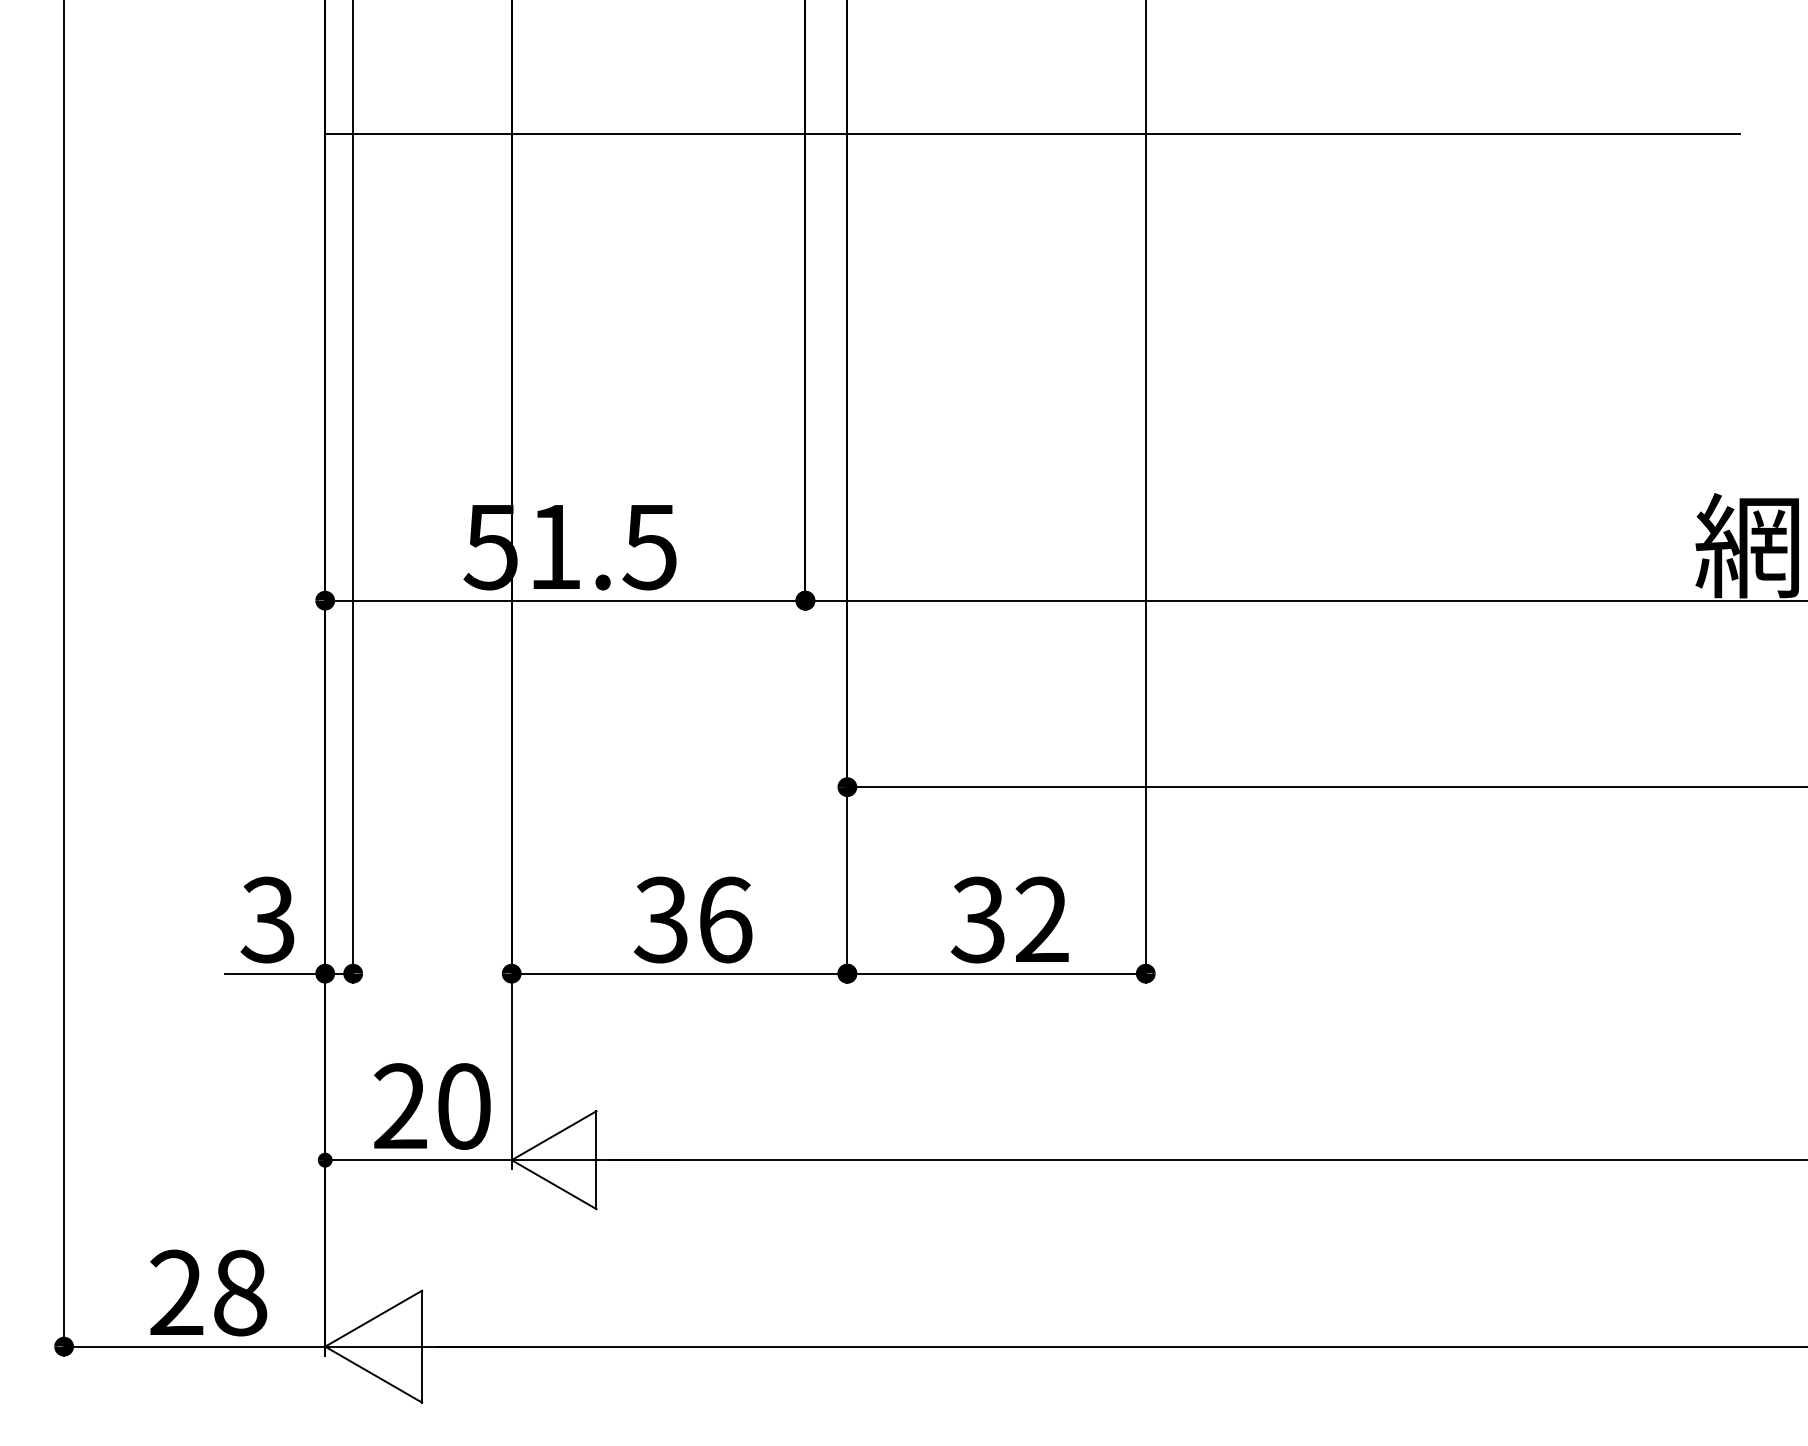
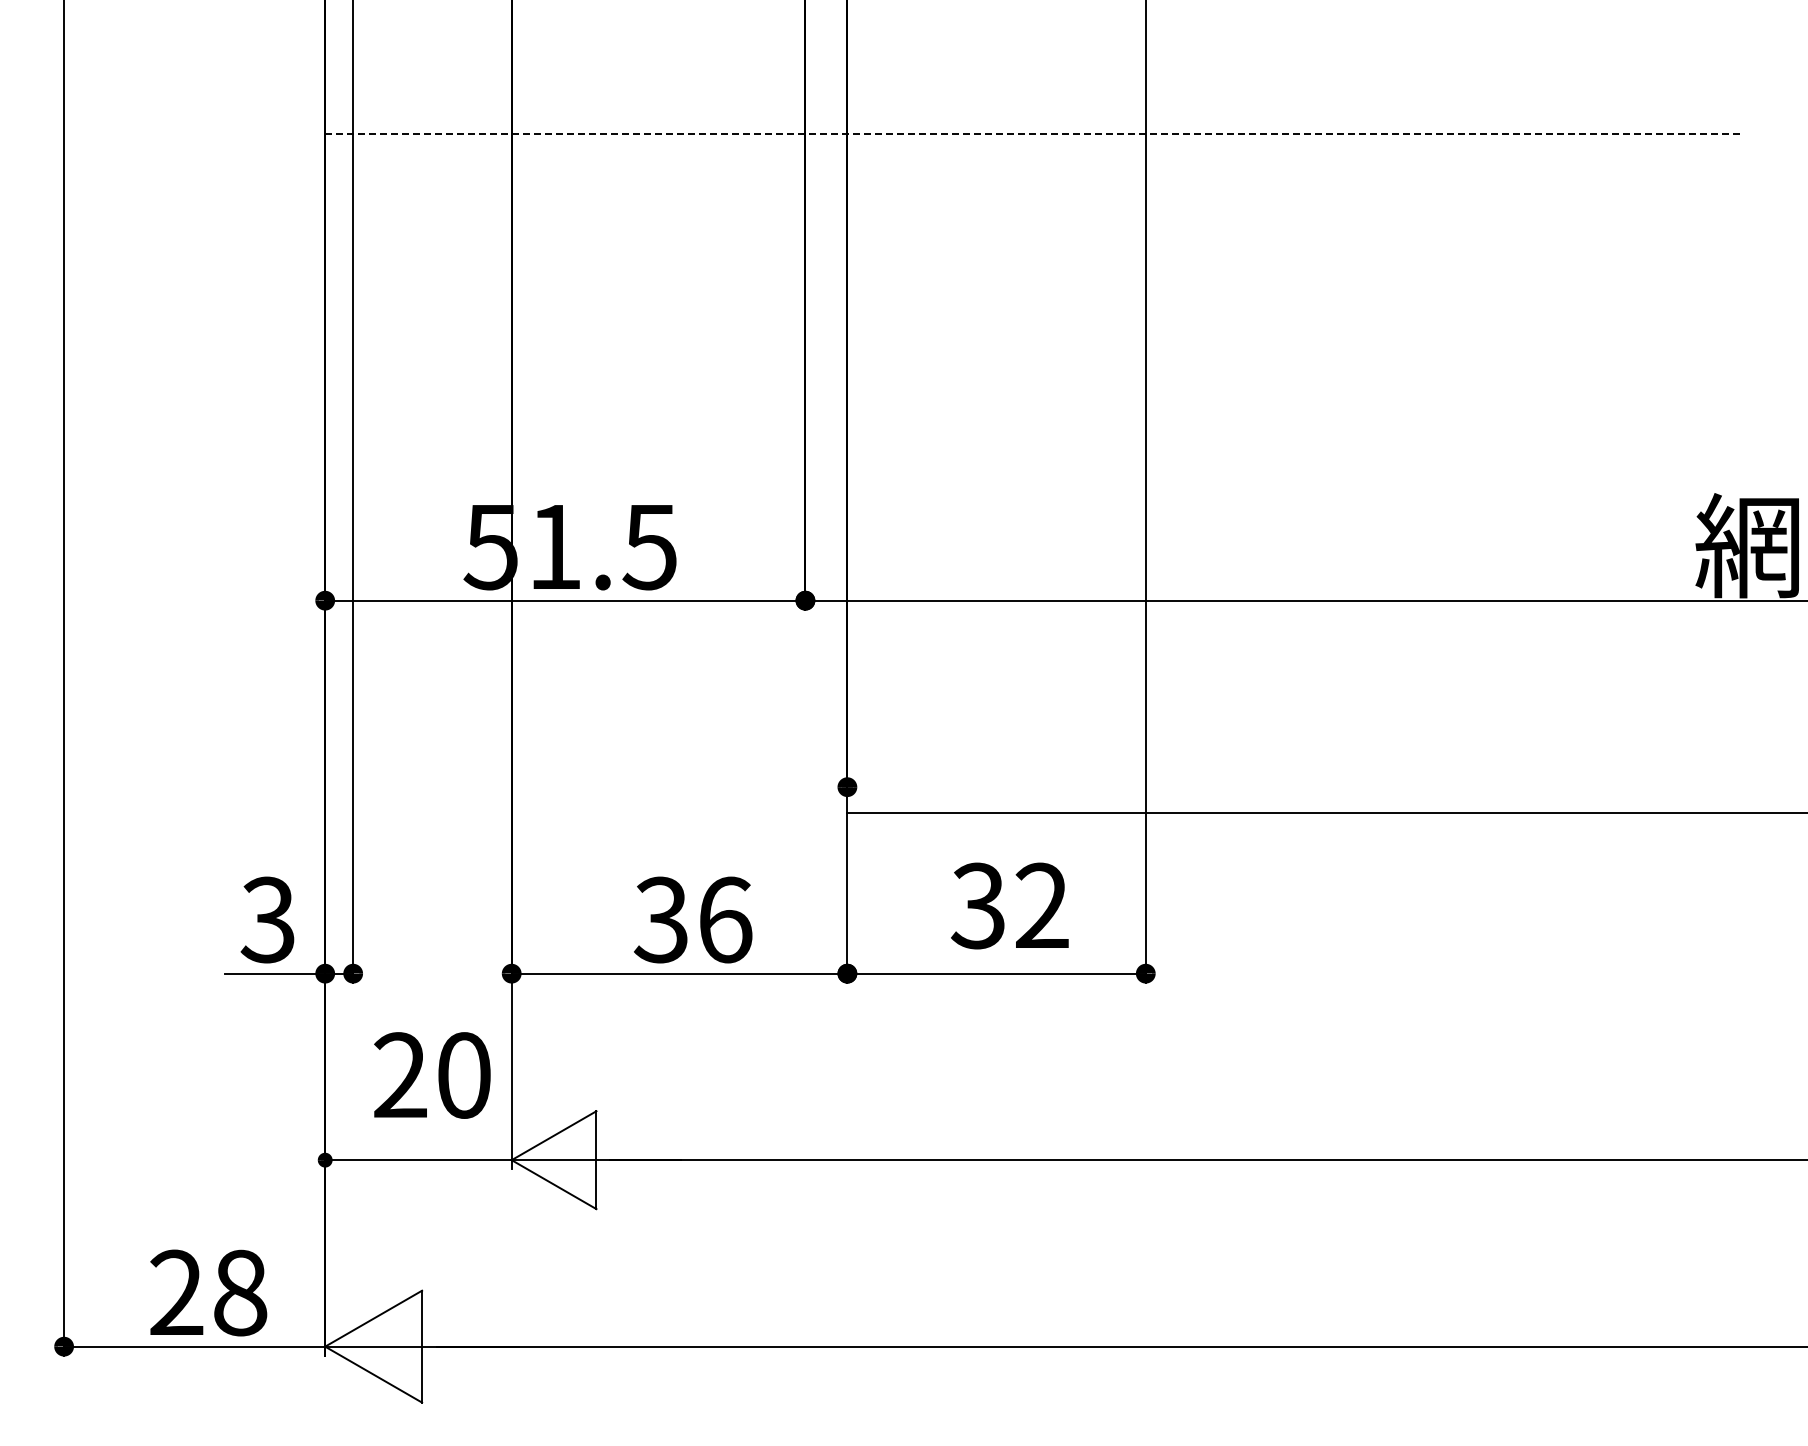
line: solid -> dashed (1032, 134)
line position: (1325, 787) -> (1325, 813) (1325, 813)
text position: (1009, 919) -> (1009, 905) (1009, 905)
text position: (432, 1106) -> (432, 1075) (432, 1075)
